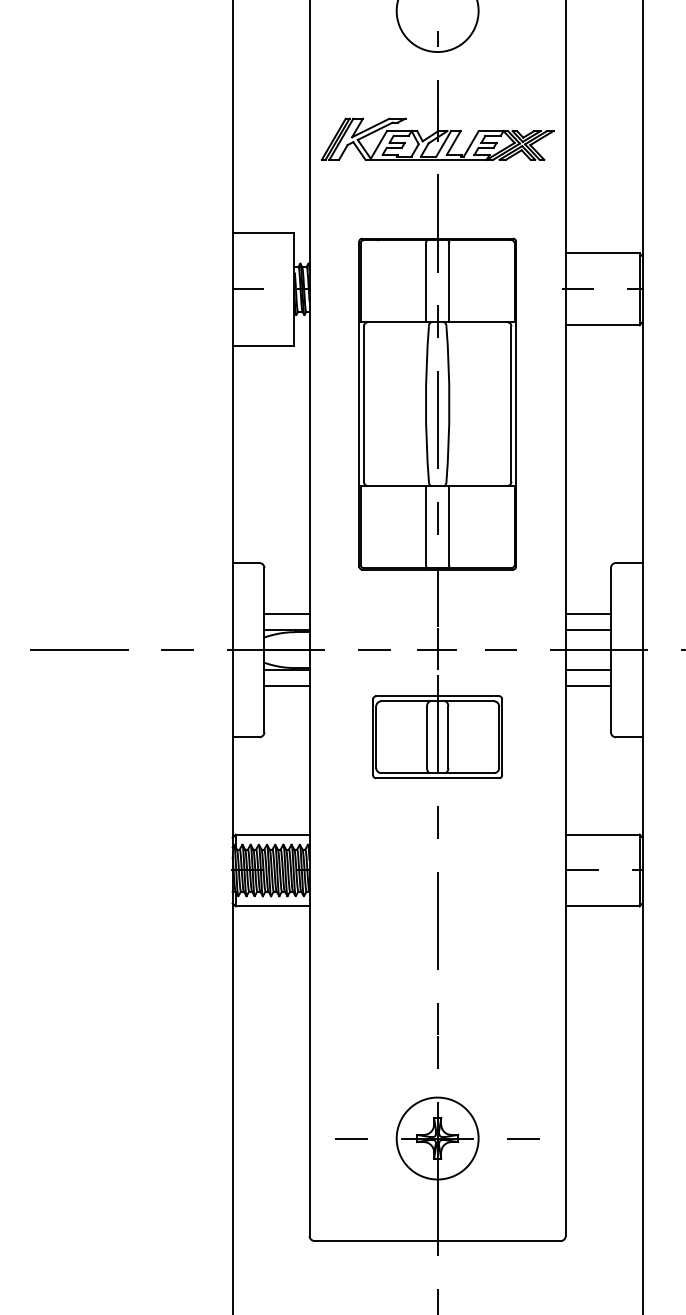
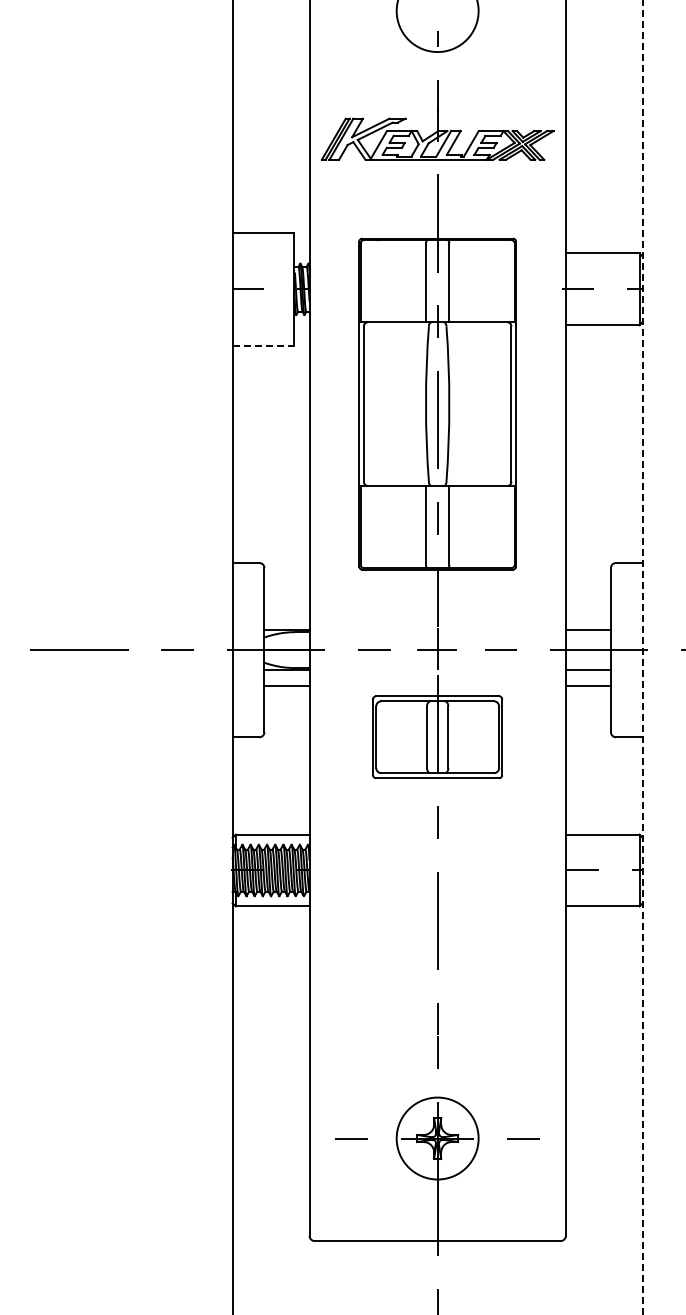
line: solid -> dashed (263, 345)
line: present -> none (286, 614)
line: present -> none (587, 614)
line: solid -> dashed (642, 657)
